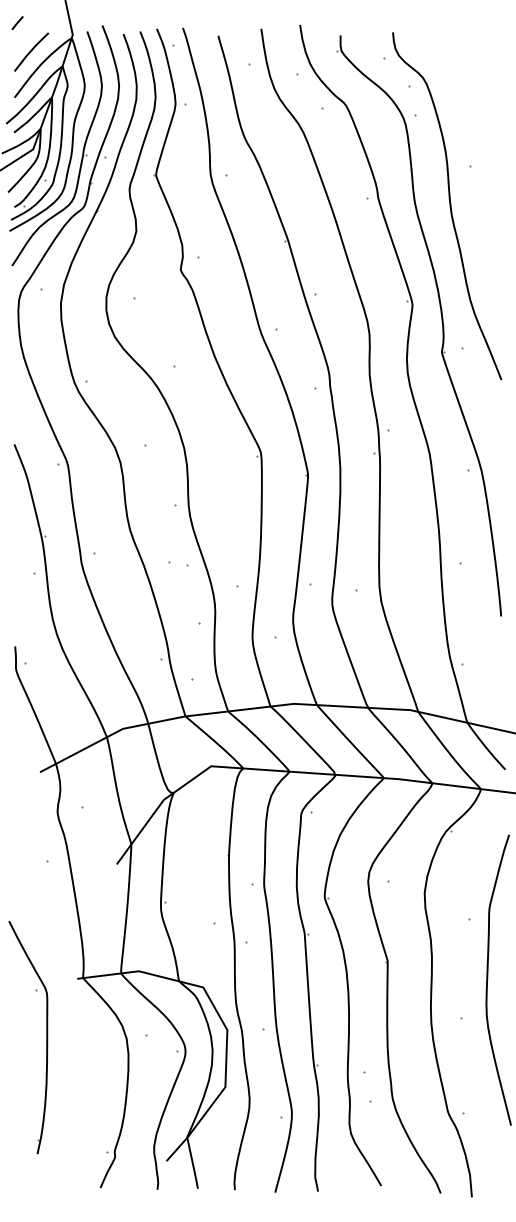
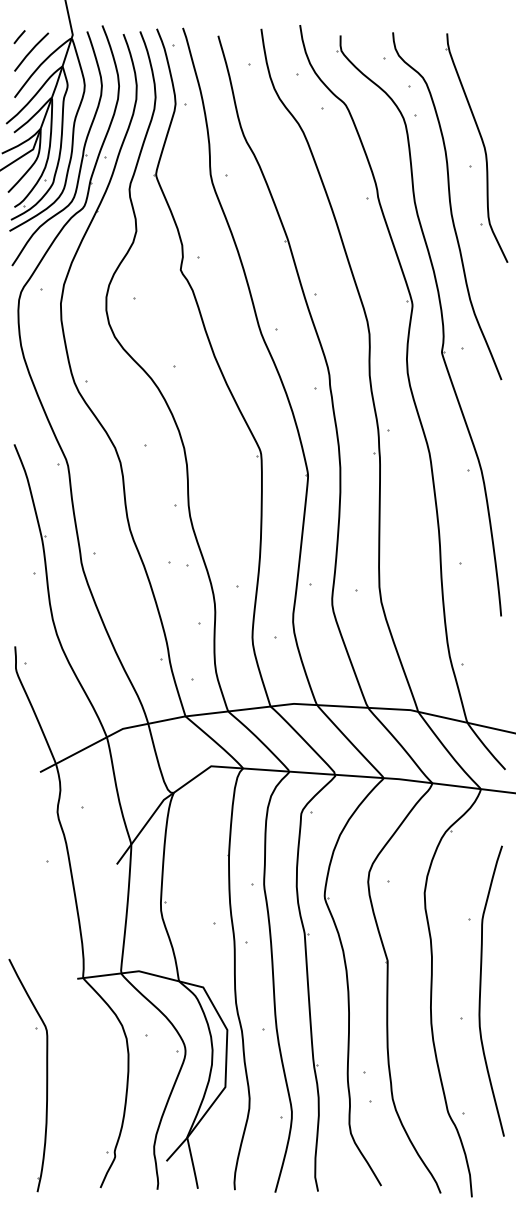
line position: (17, 23) -> (19, 37) (19, 37)
part: none -> present (482, 144)
curve position: (488, 979) -> (481, 990) (481, 990)
part position: (46, 1037) -> (46, 1075) (46, 1075)
